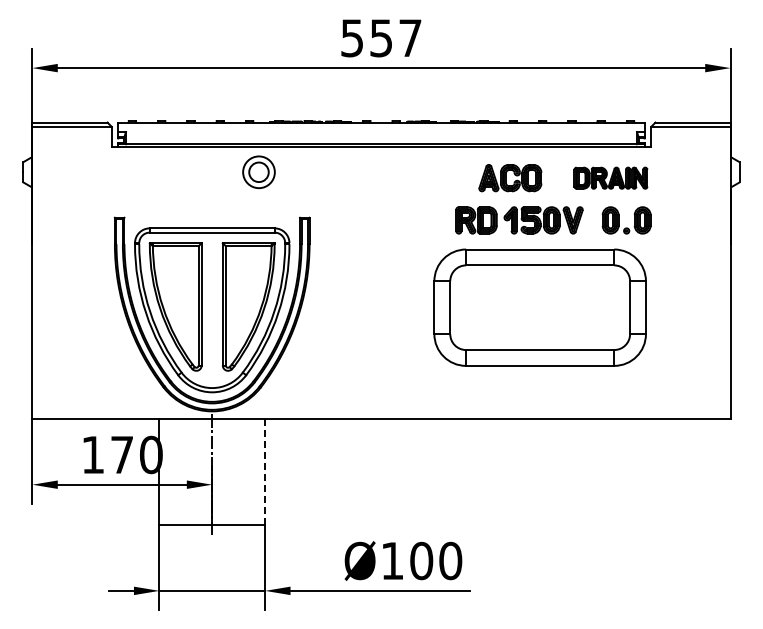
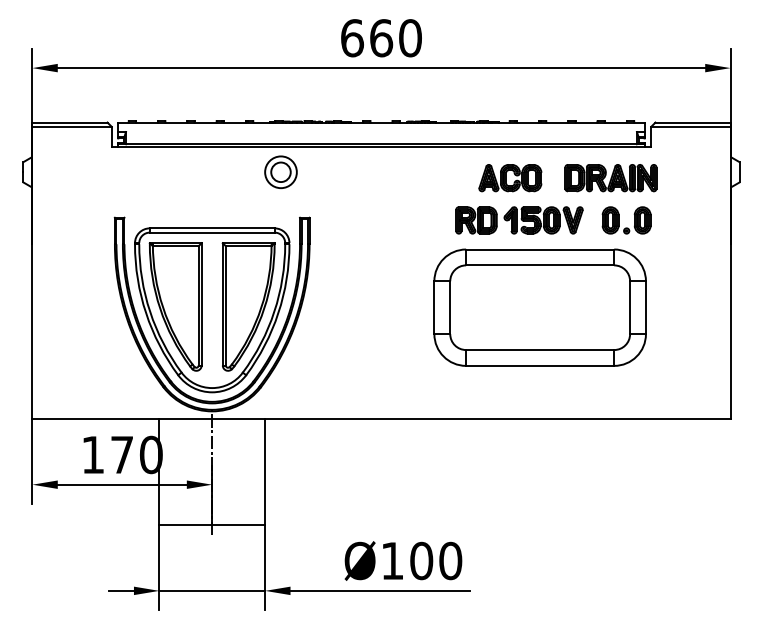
text: 557 -> 660 (381, 38)
part position: (258, 171) -> (280, 171) (280, 171)
part size: 76x24 px -> 94x29 px (610, 178)
line: dashed -> solid (265, 471)
